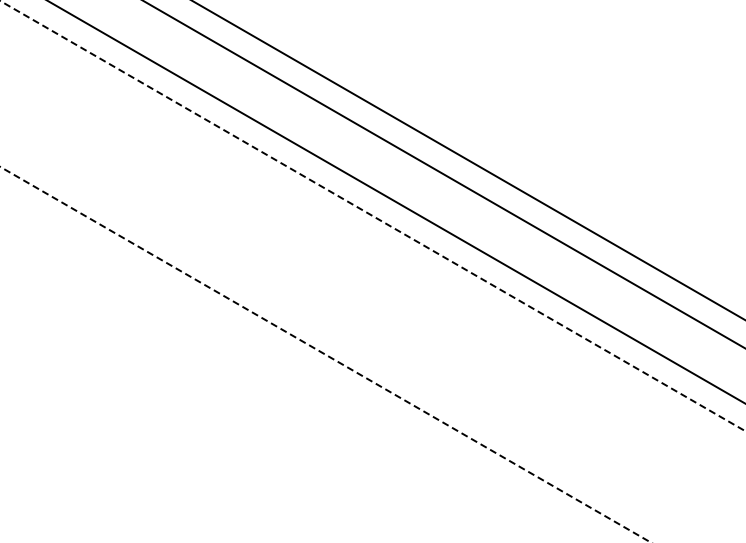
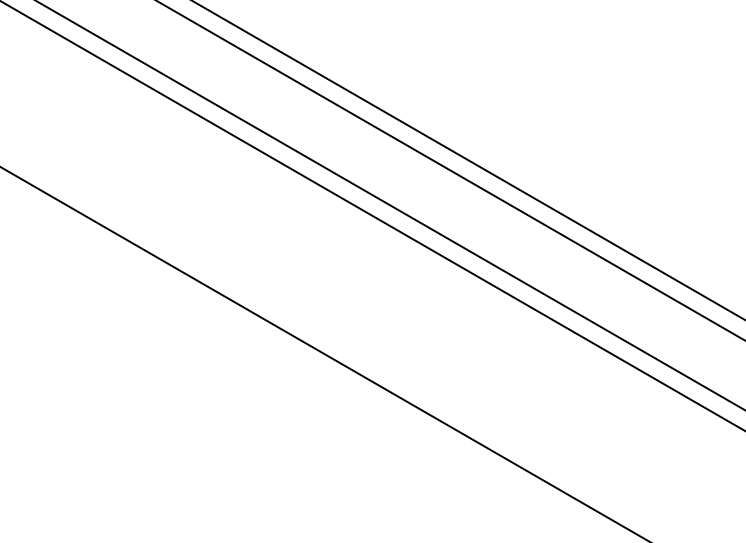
line position: (443, 174) -> (450, 170) (450, 170)
line position: (396, 201) -> (390, 205) (390, 205)
line: dashed -> solid (373, 216)
line: dashed -> solid (326, 355)
